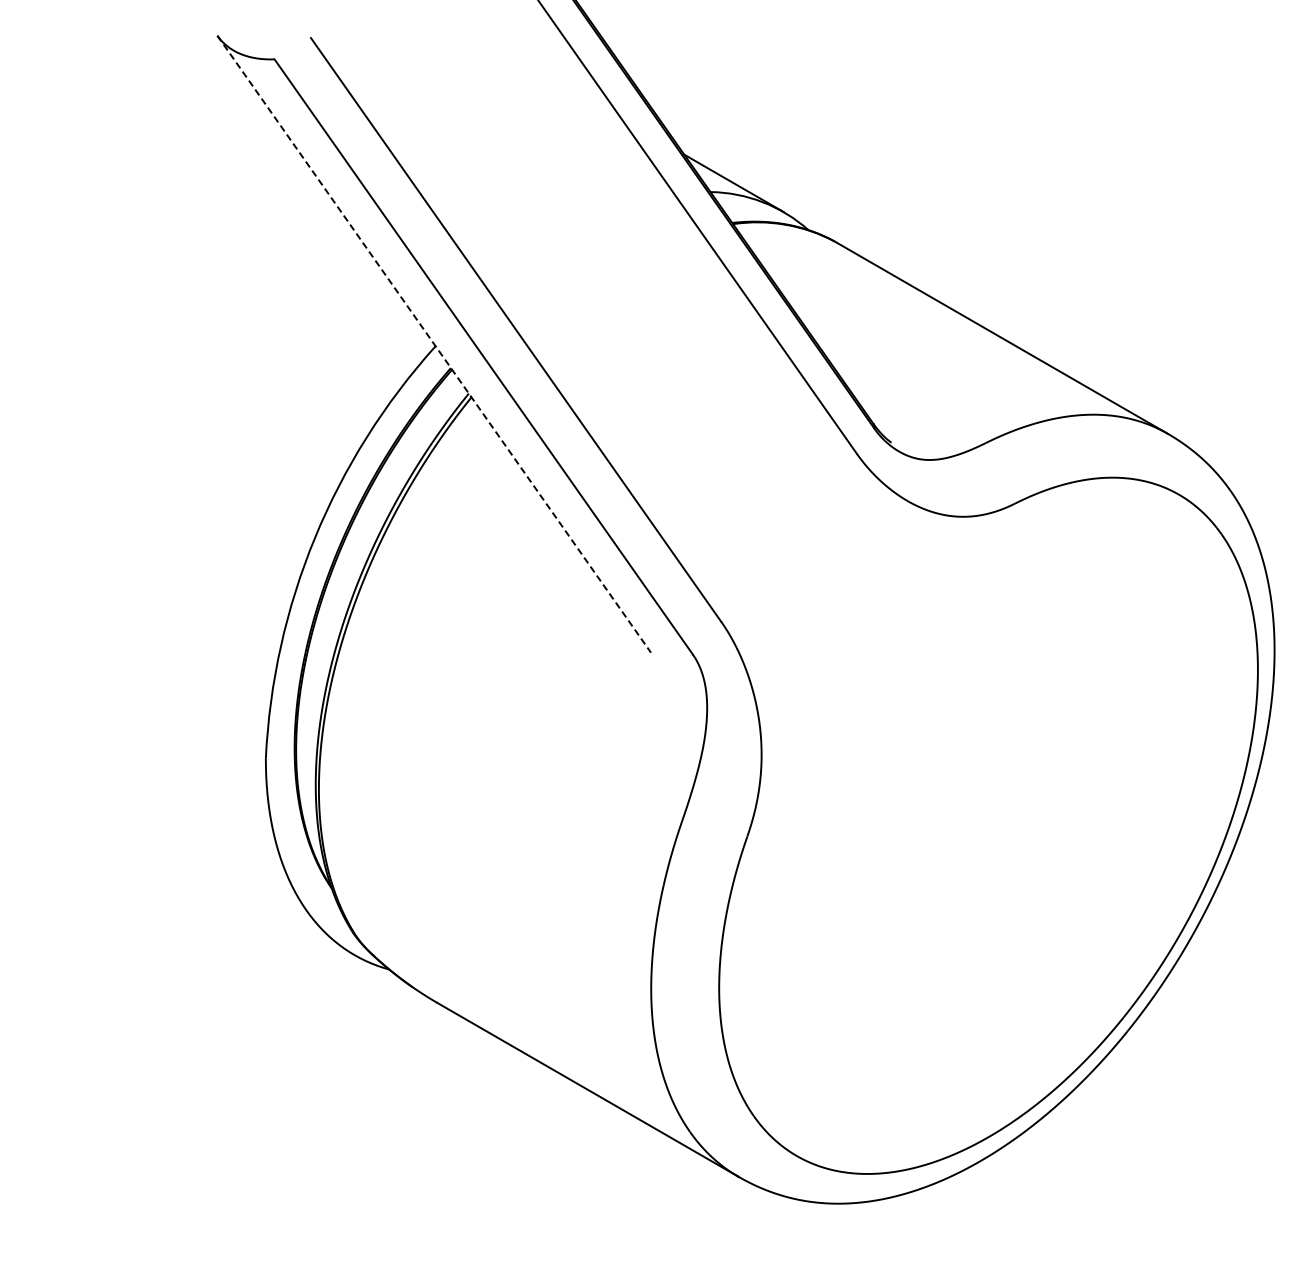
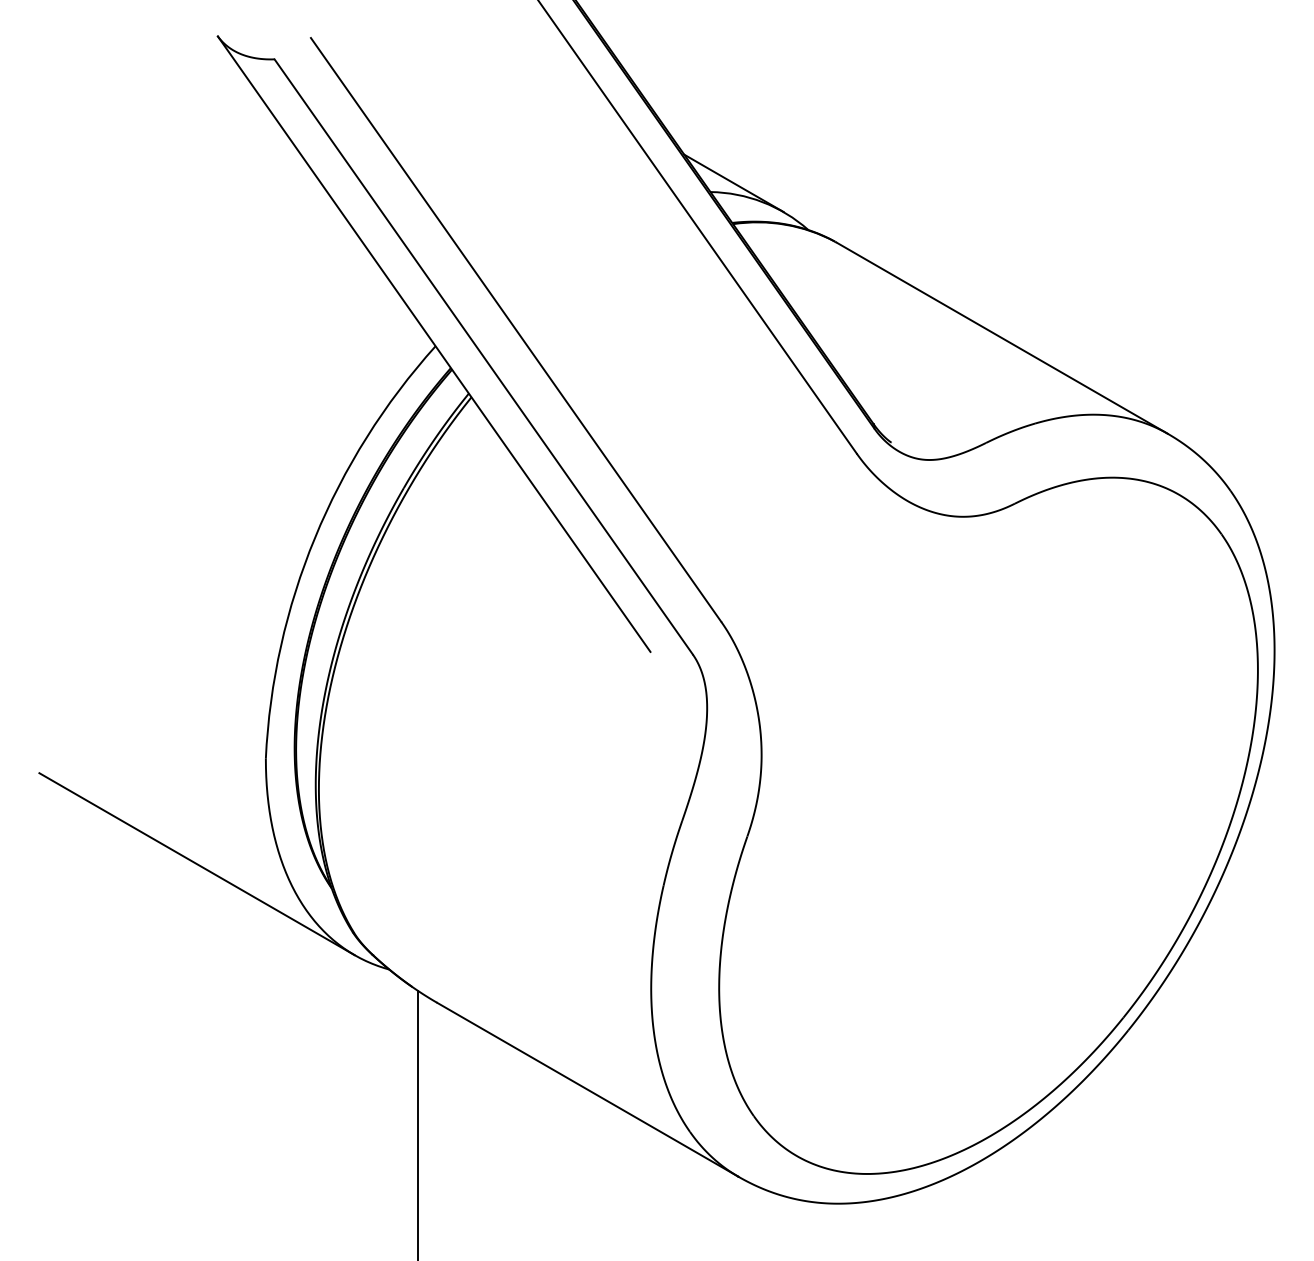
line: dashed -> solid (434, 343)
line: none -> present (196, 864)
line: none -> present (417, 1123)
